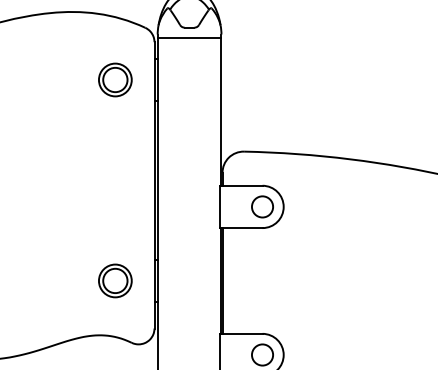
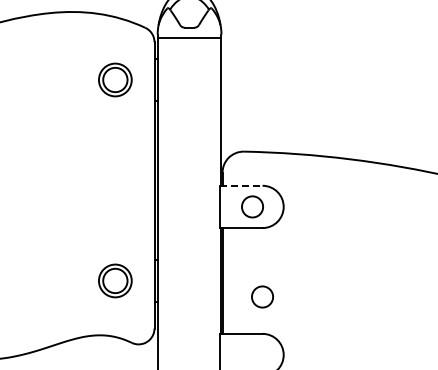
line: solid -> dashed (241, 185)
circle position: (262, 206) -> (252, 206) (252, 206)
circle position: (262, 354) -> (262, 296) (262, 296)
